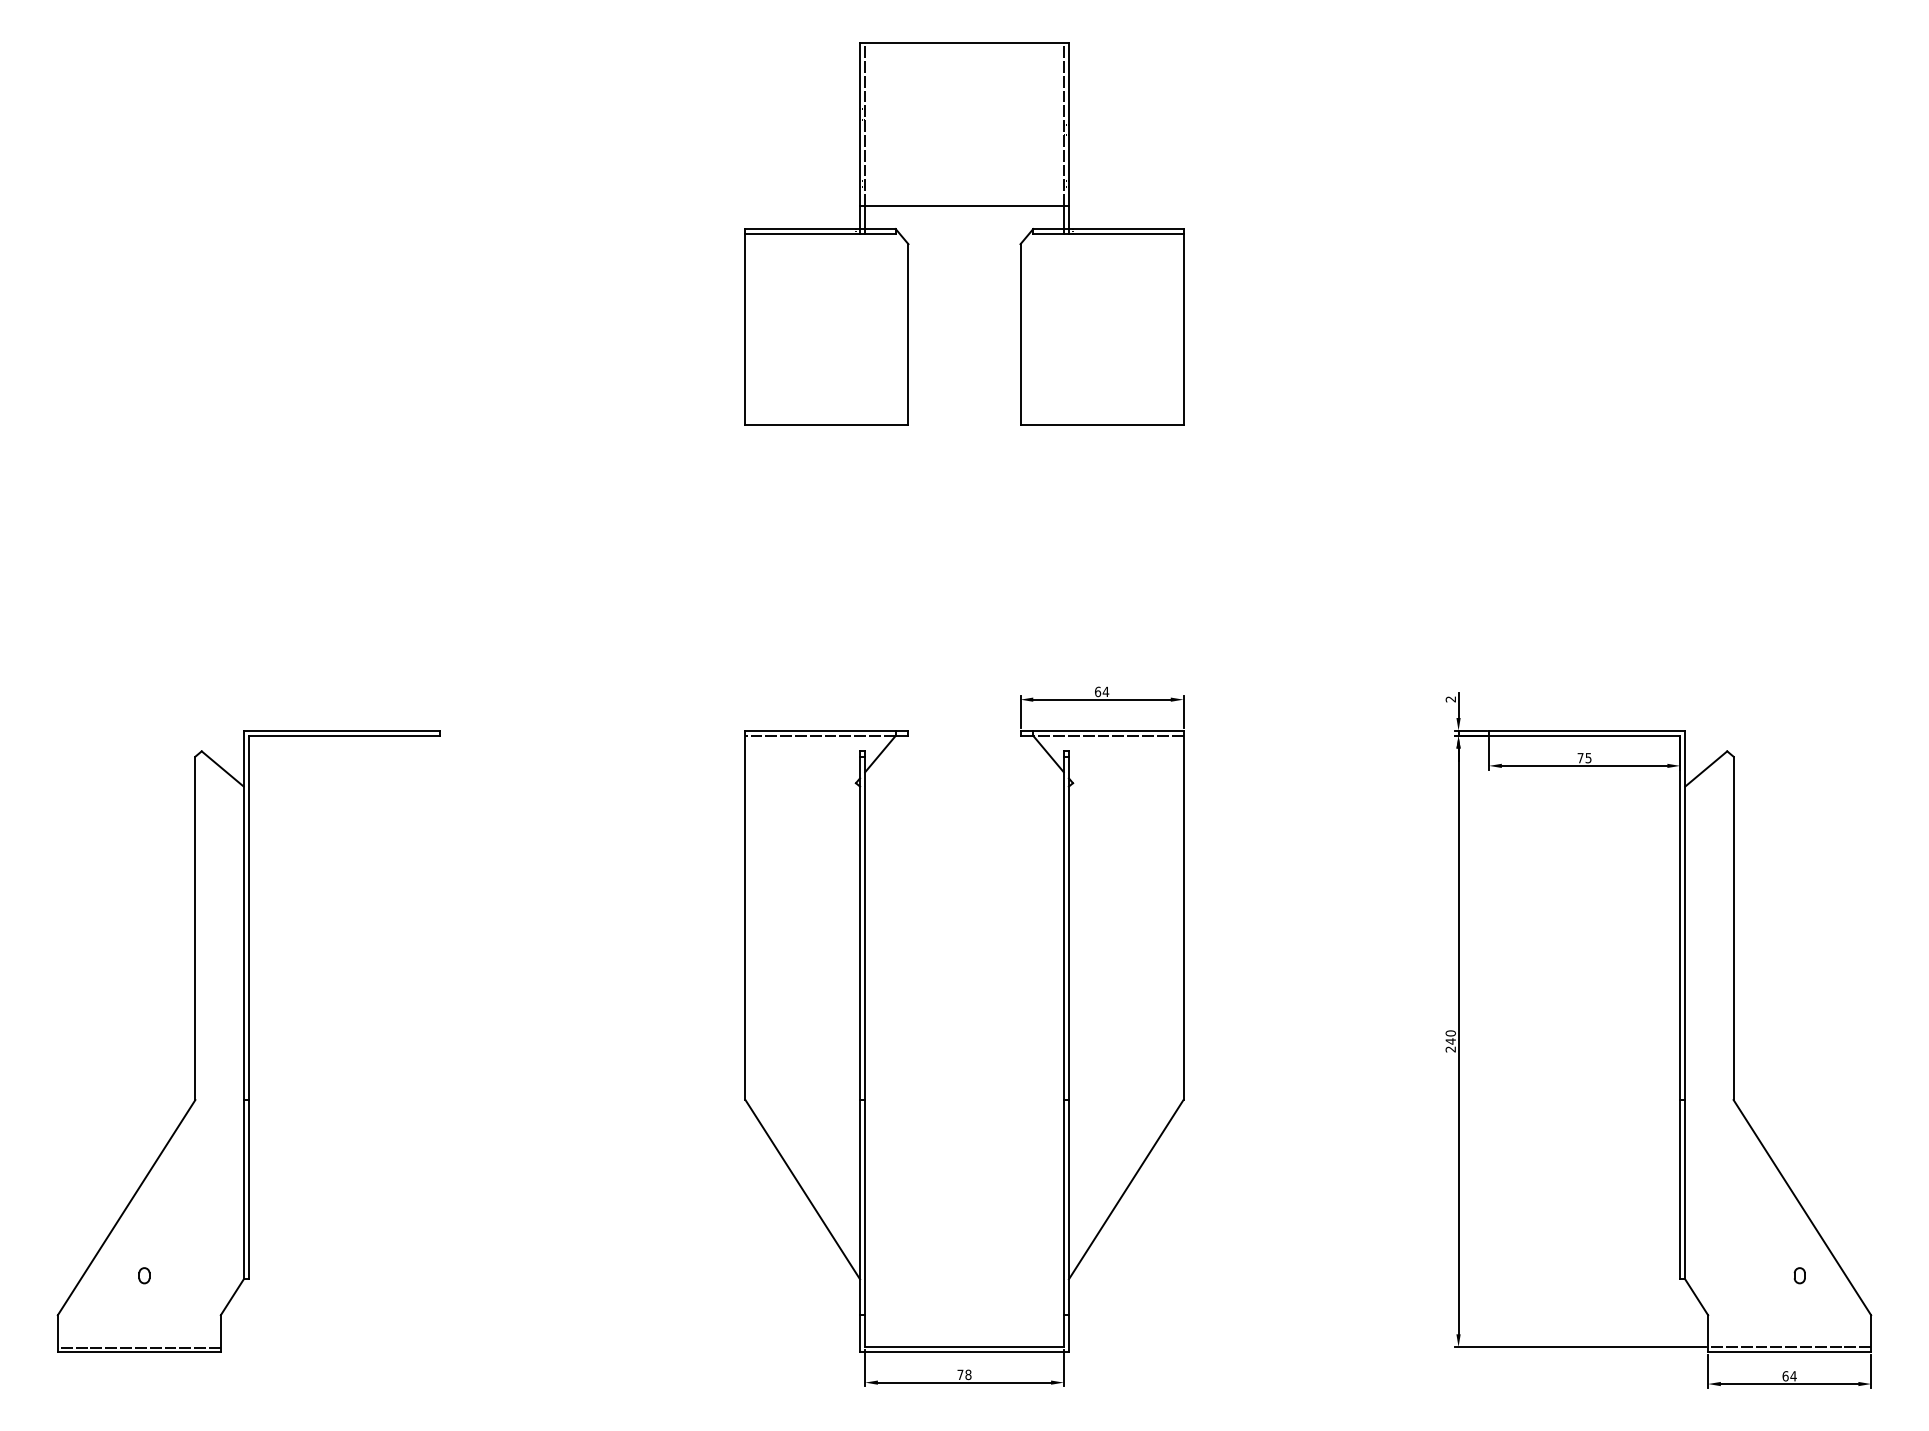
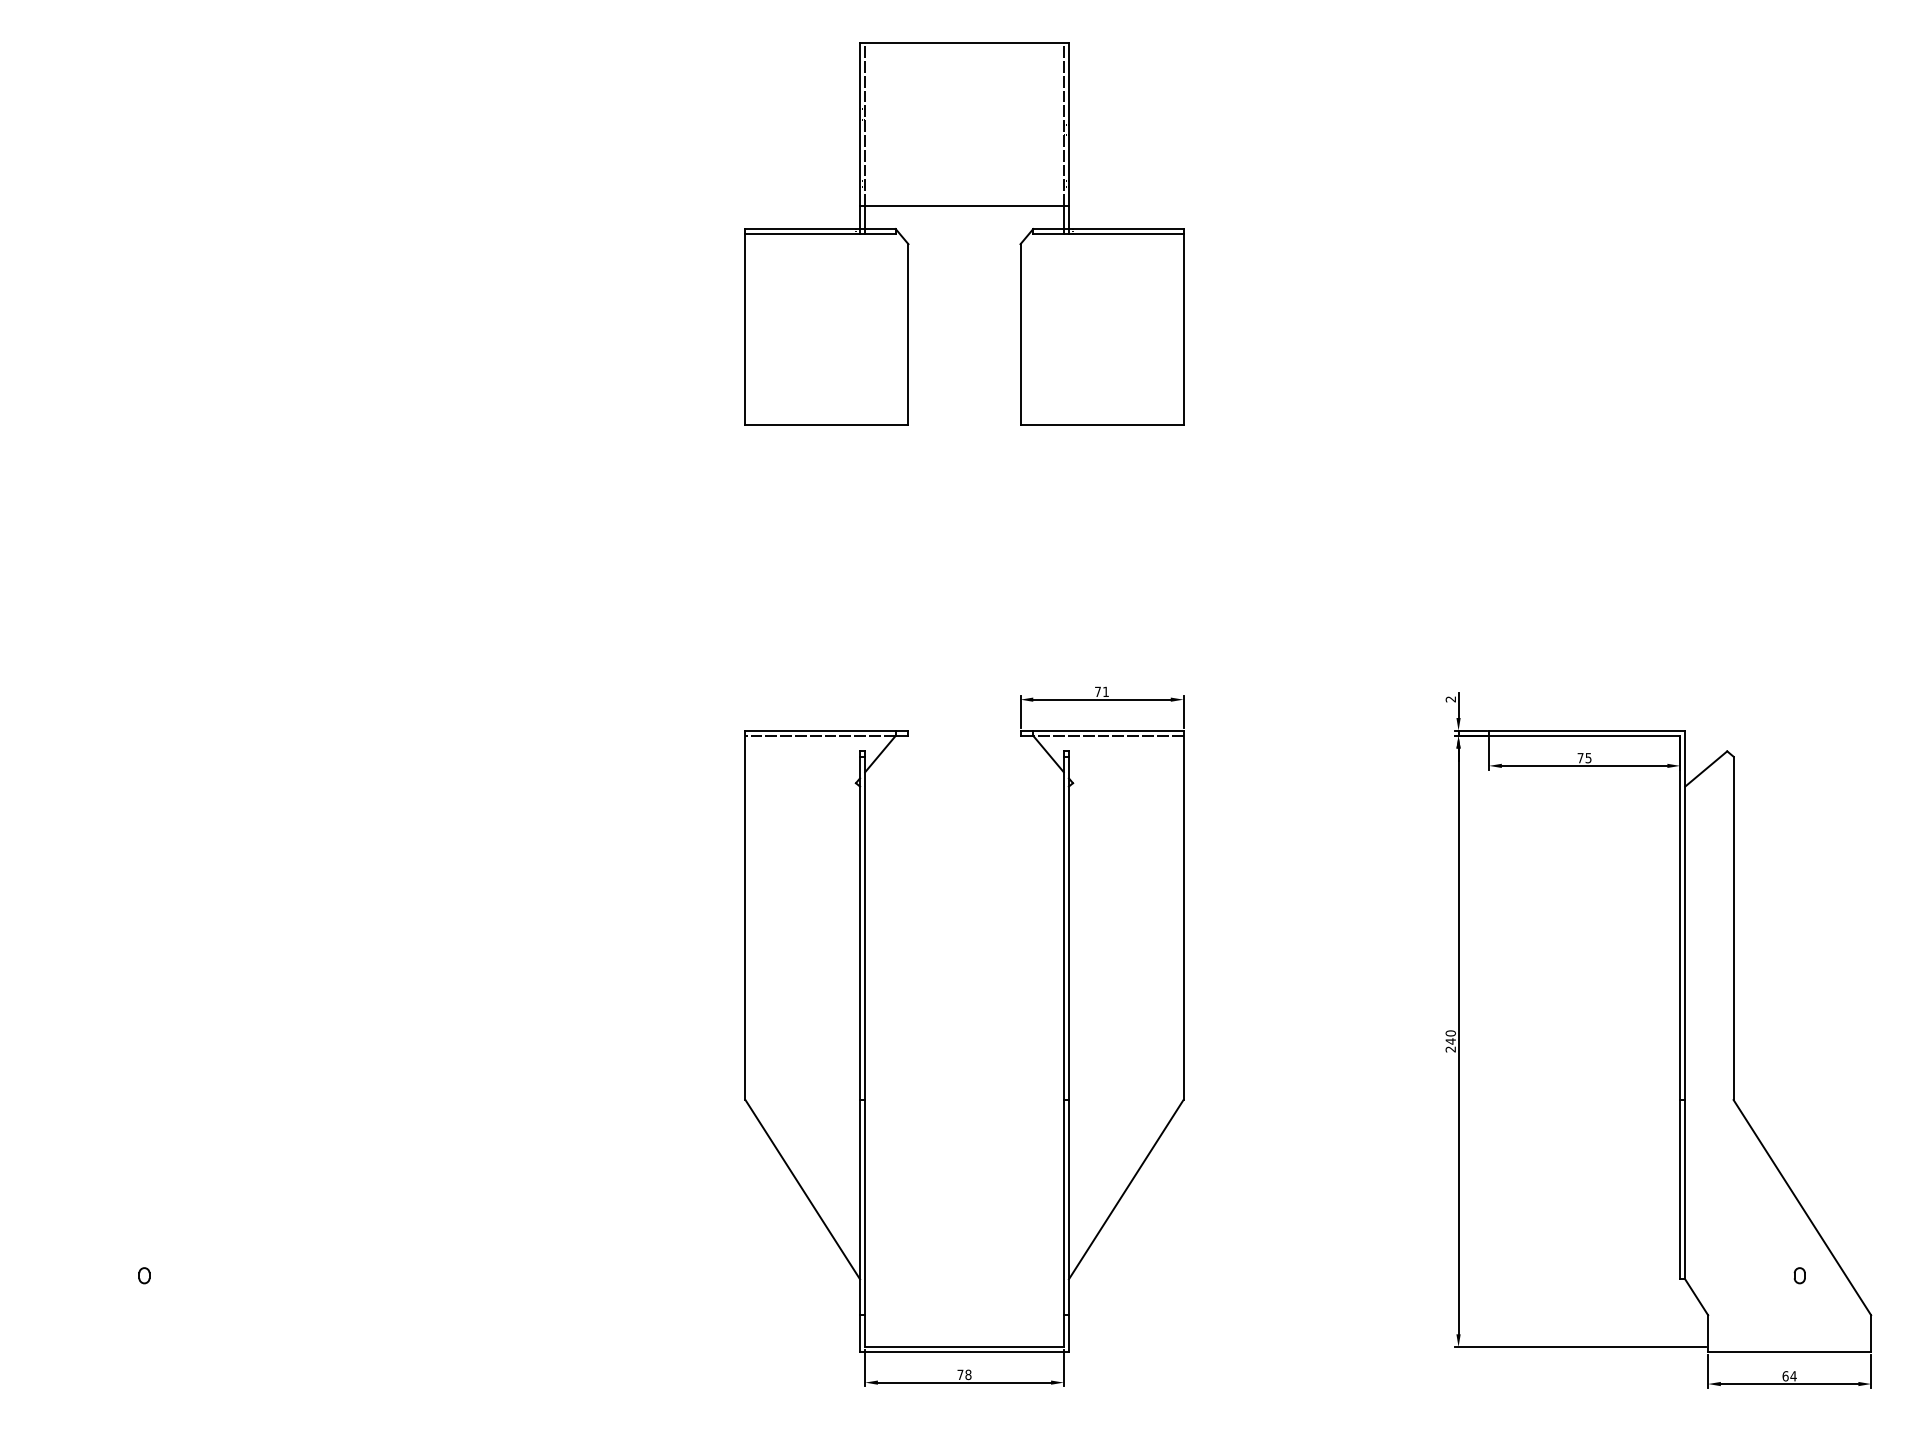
text: 64 -> 71 (1102, 691)
part: present -> none (248, 1041)
line: present -> none (1789, 1347)
